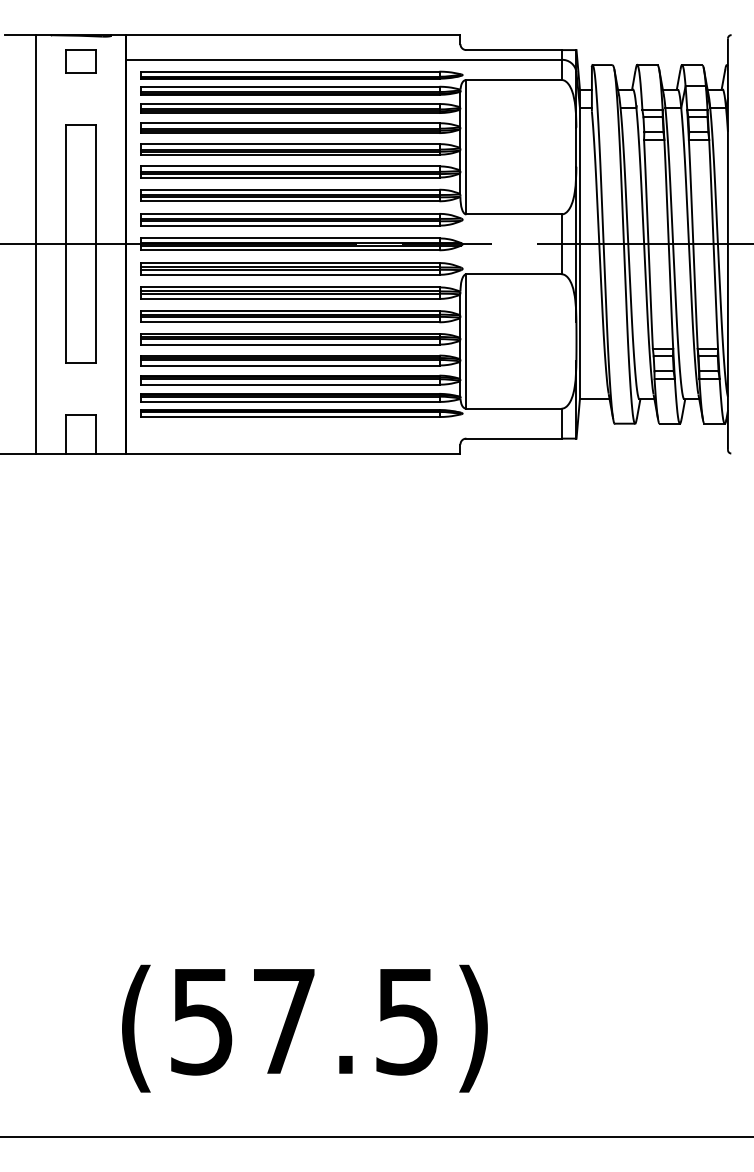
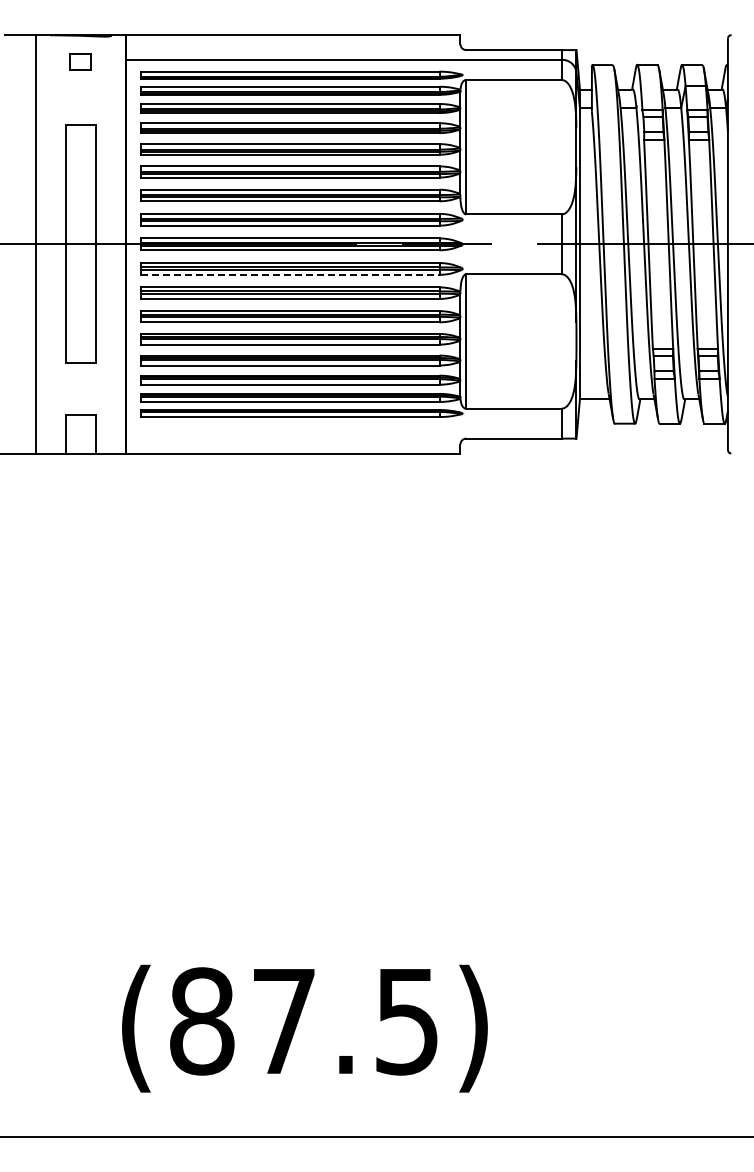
part size: 32x25 px -> 23x18 px (80, 61)
line: solid -> dashed (290, 274)
text: (57.5) -> (87.5) (202, 1021)
